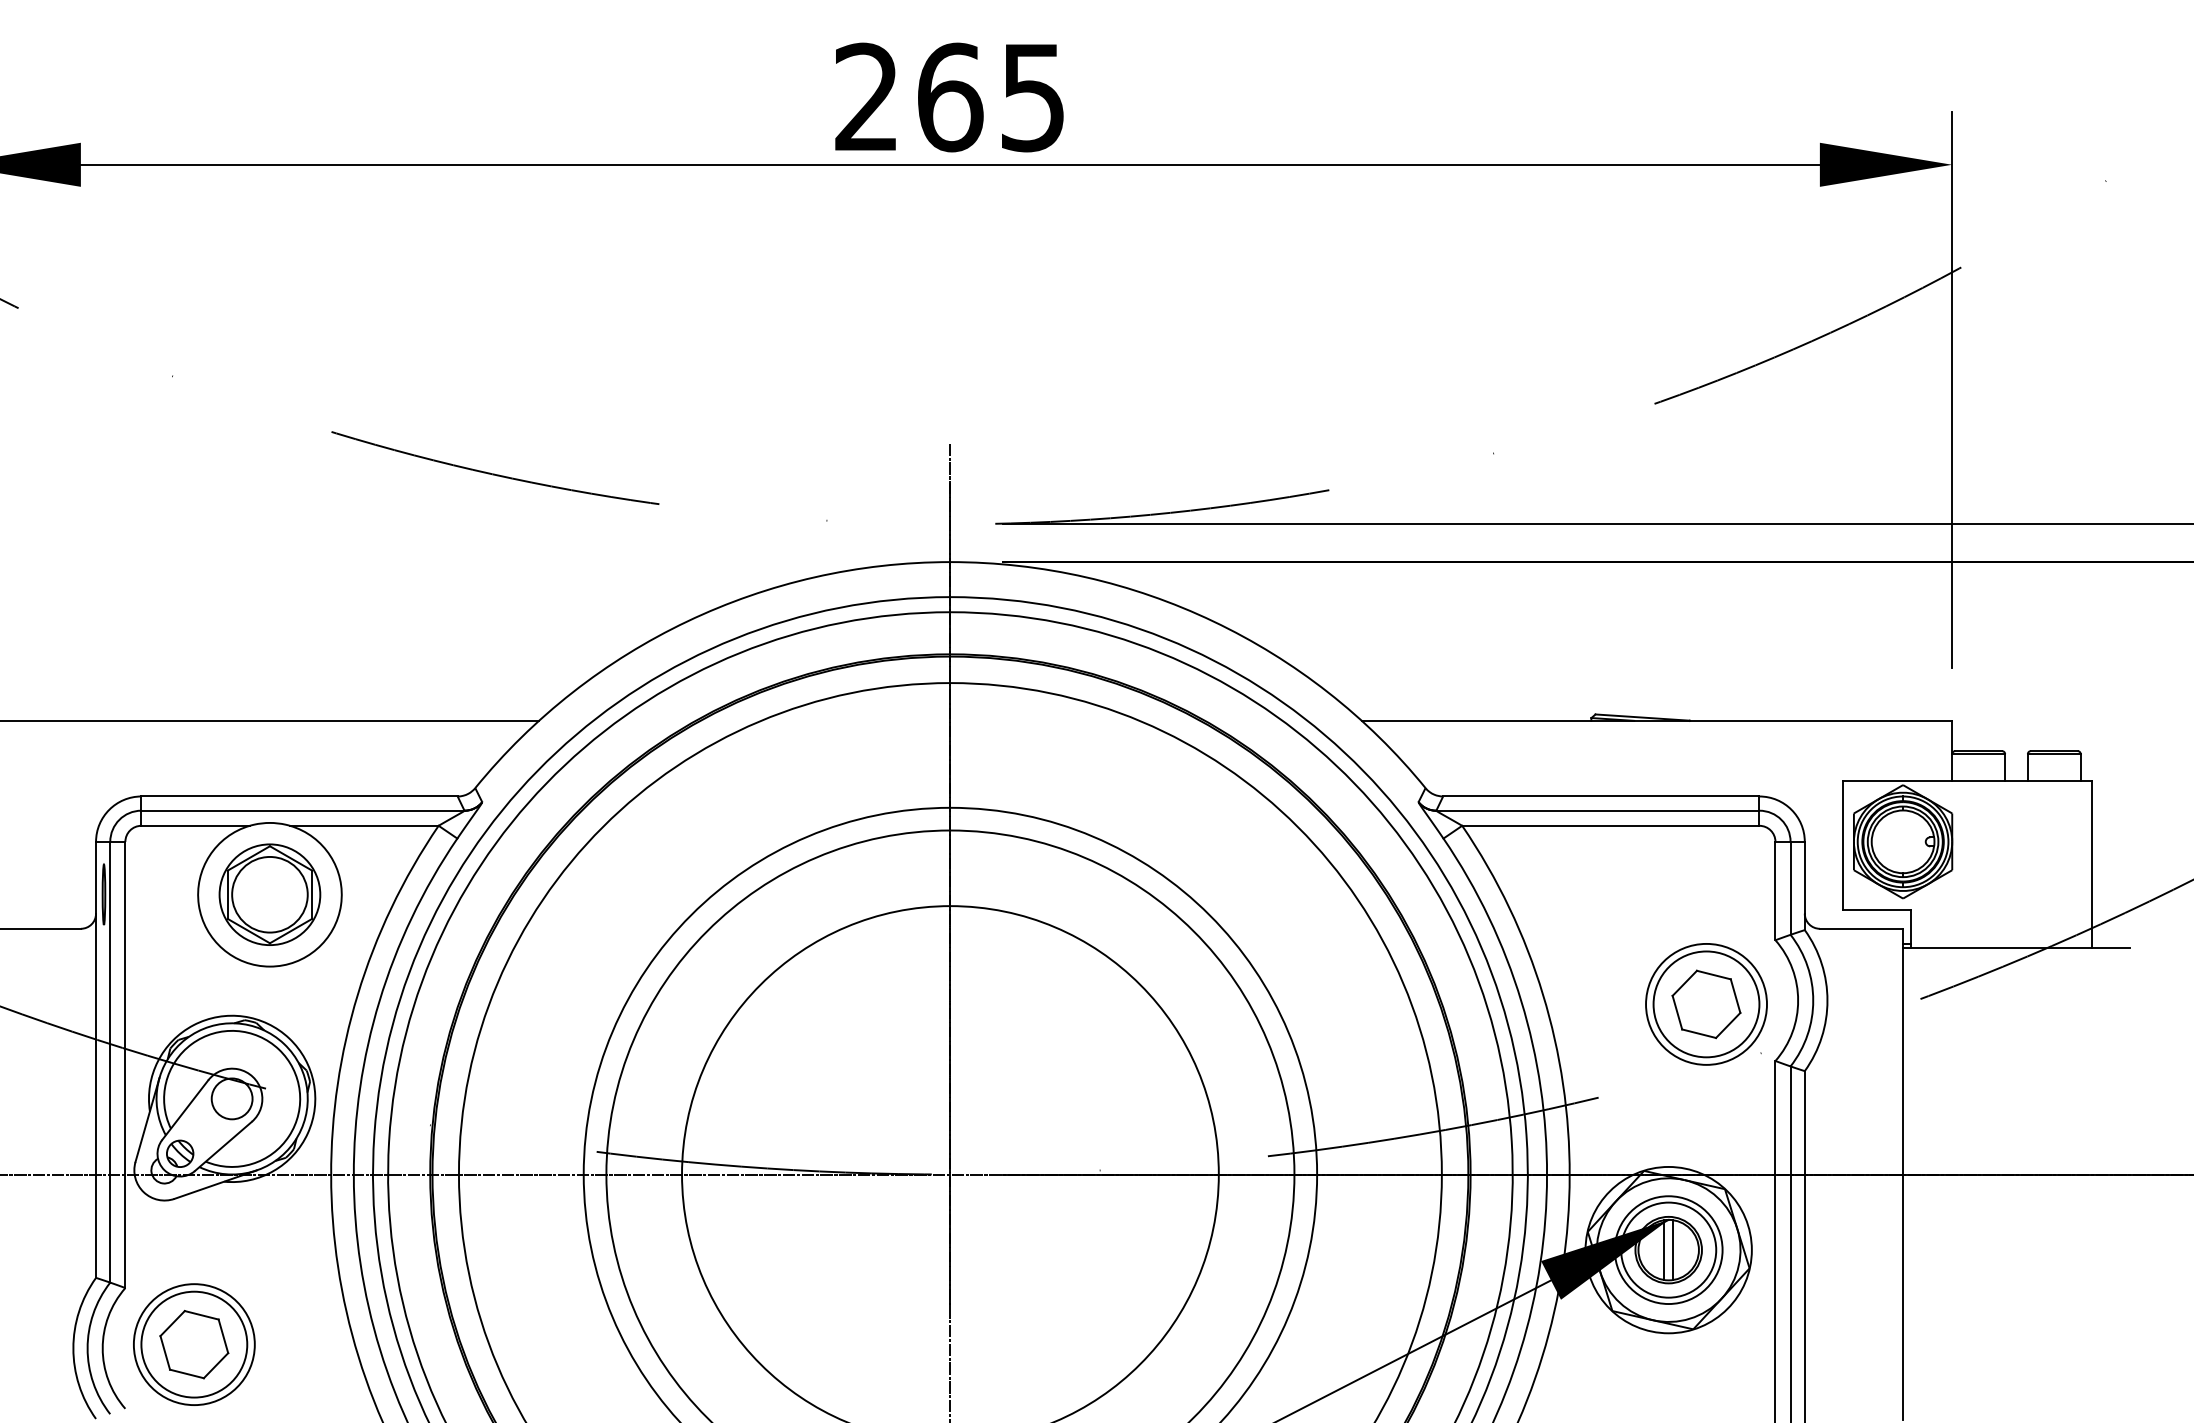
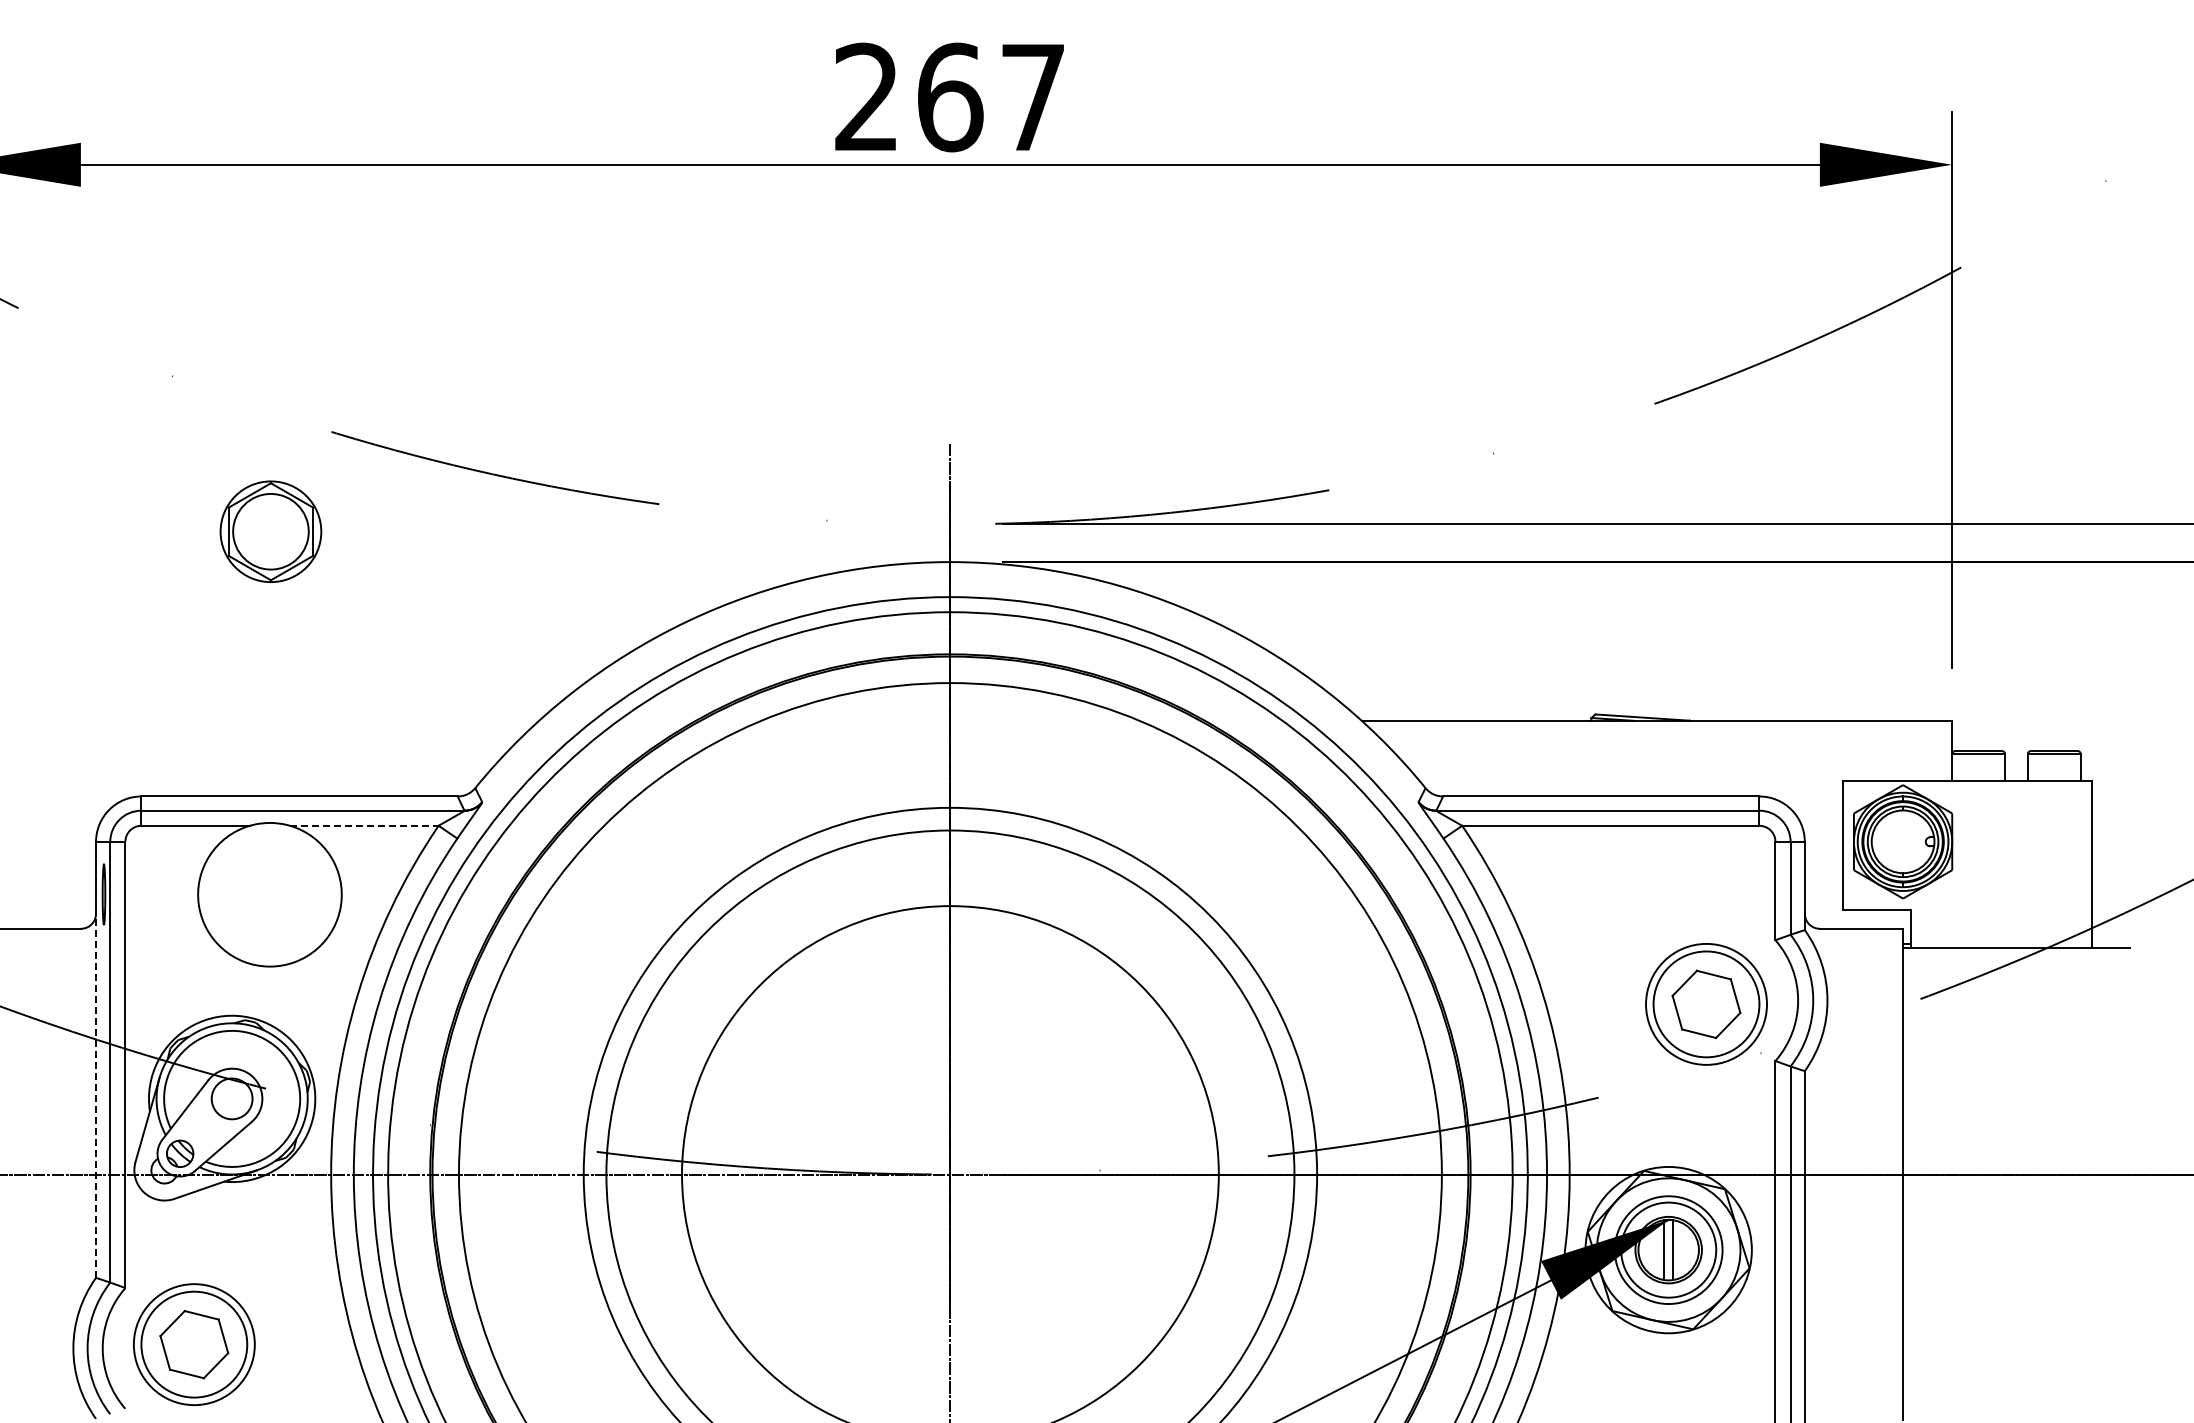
text: 265 -> 267 (1032, 98)
line: present -> none (270, 720)
line: solid -> dashed (364, 825)
part position: (269, 894) -> (270, 531) (270, 531)
line: solid -> dashed (96, 1095)
